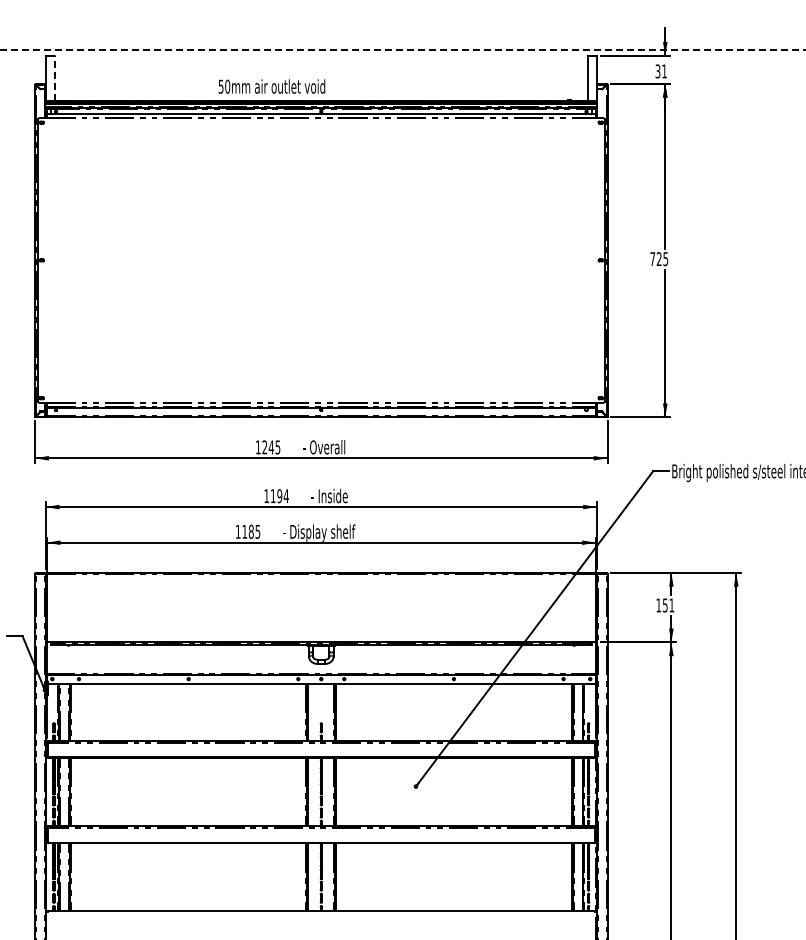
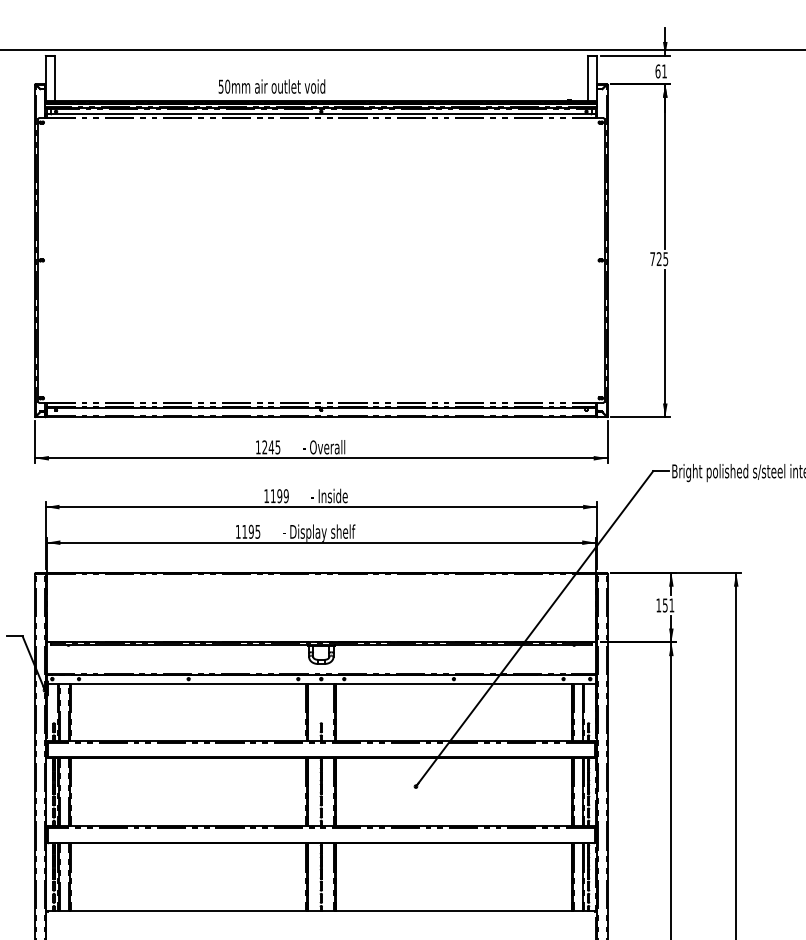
line: dashed -> solid (403, 50)
text: 31 -> 61 (657, 71)
line: dashed -> solid (54, 78)
text: 1194 -> 1199 (285, 496)
text: 1185 -> 1195 (250, 531)
